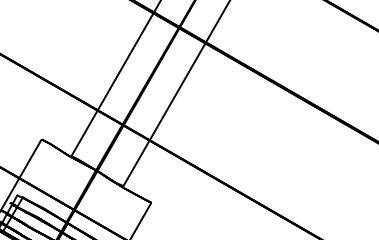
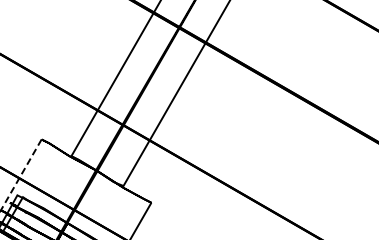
line: solid -> dashed (20, 175)
